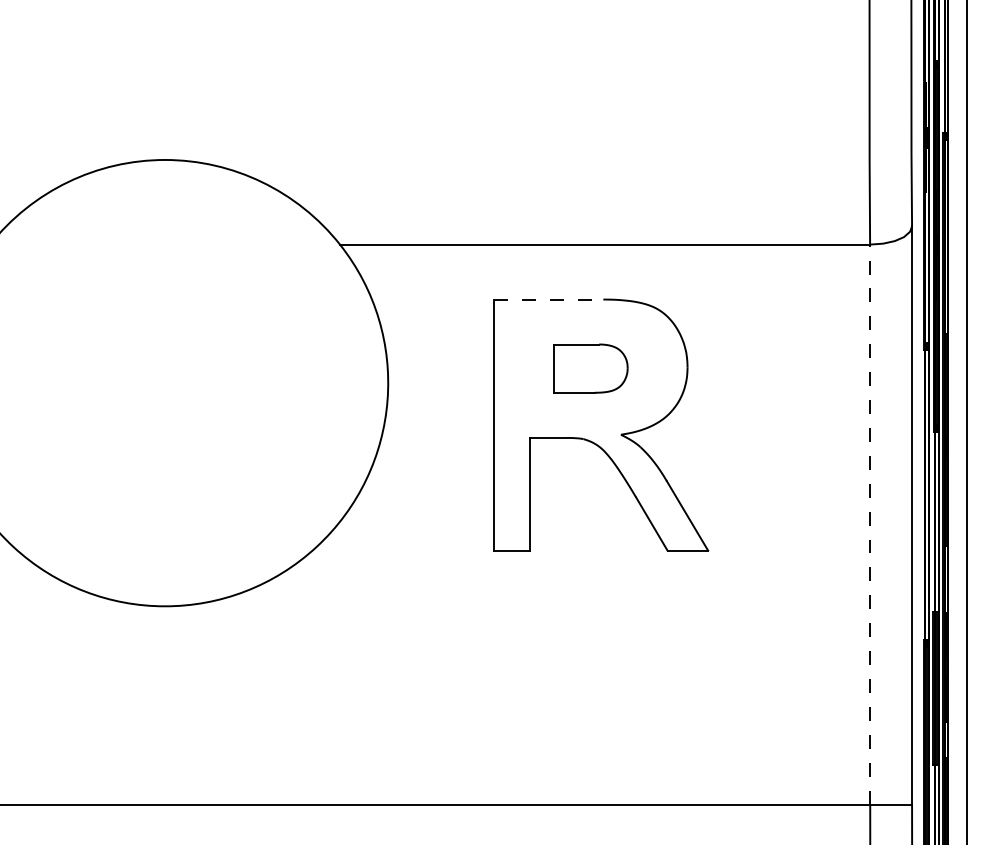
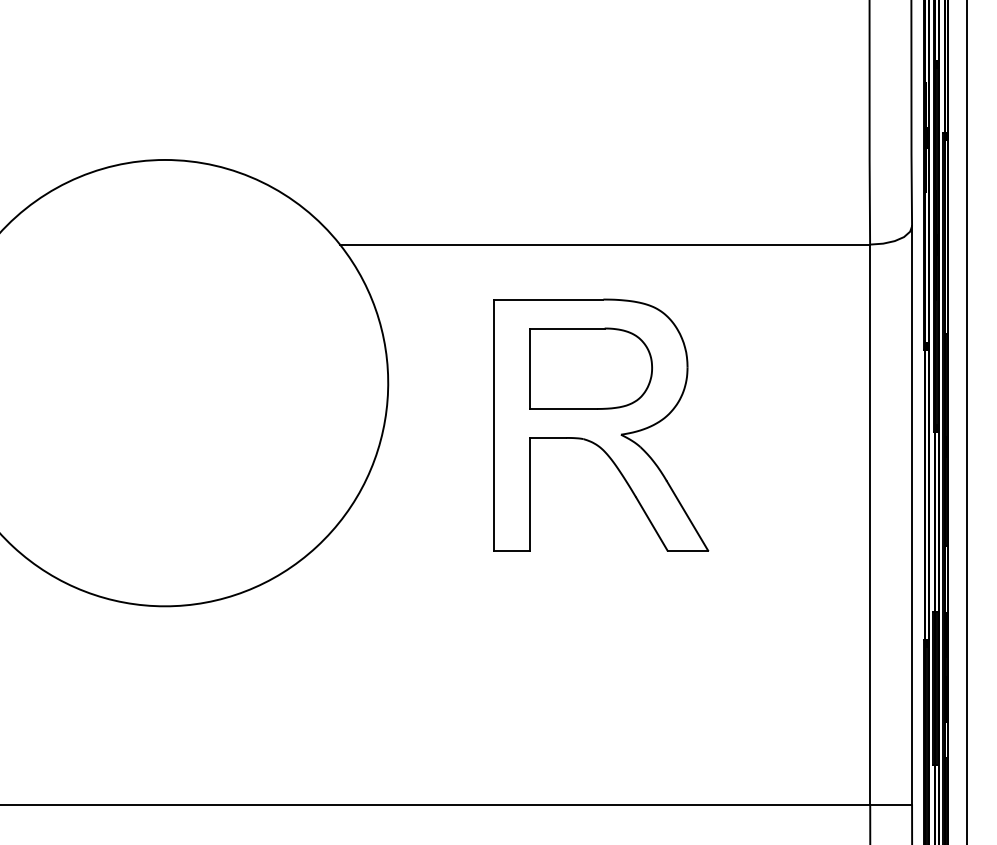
line: dashed -> solid (549, 299)
part size: 76x51 px -> 124x83 px (590, 368)
line: dashed -> solid (870, 524)
